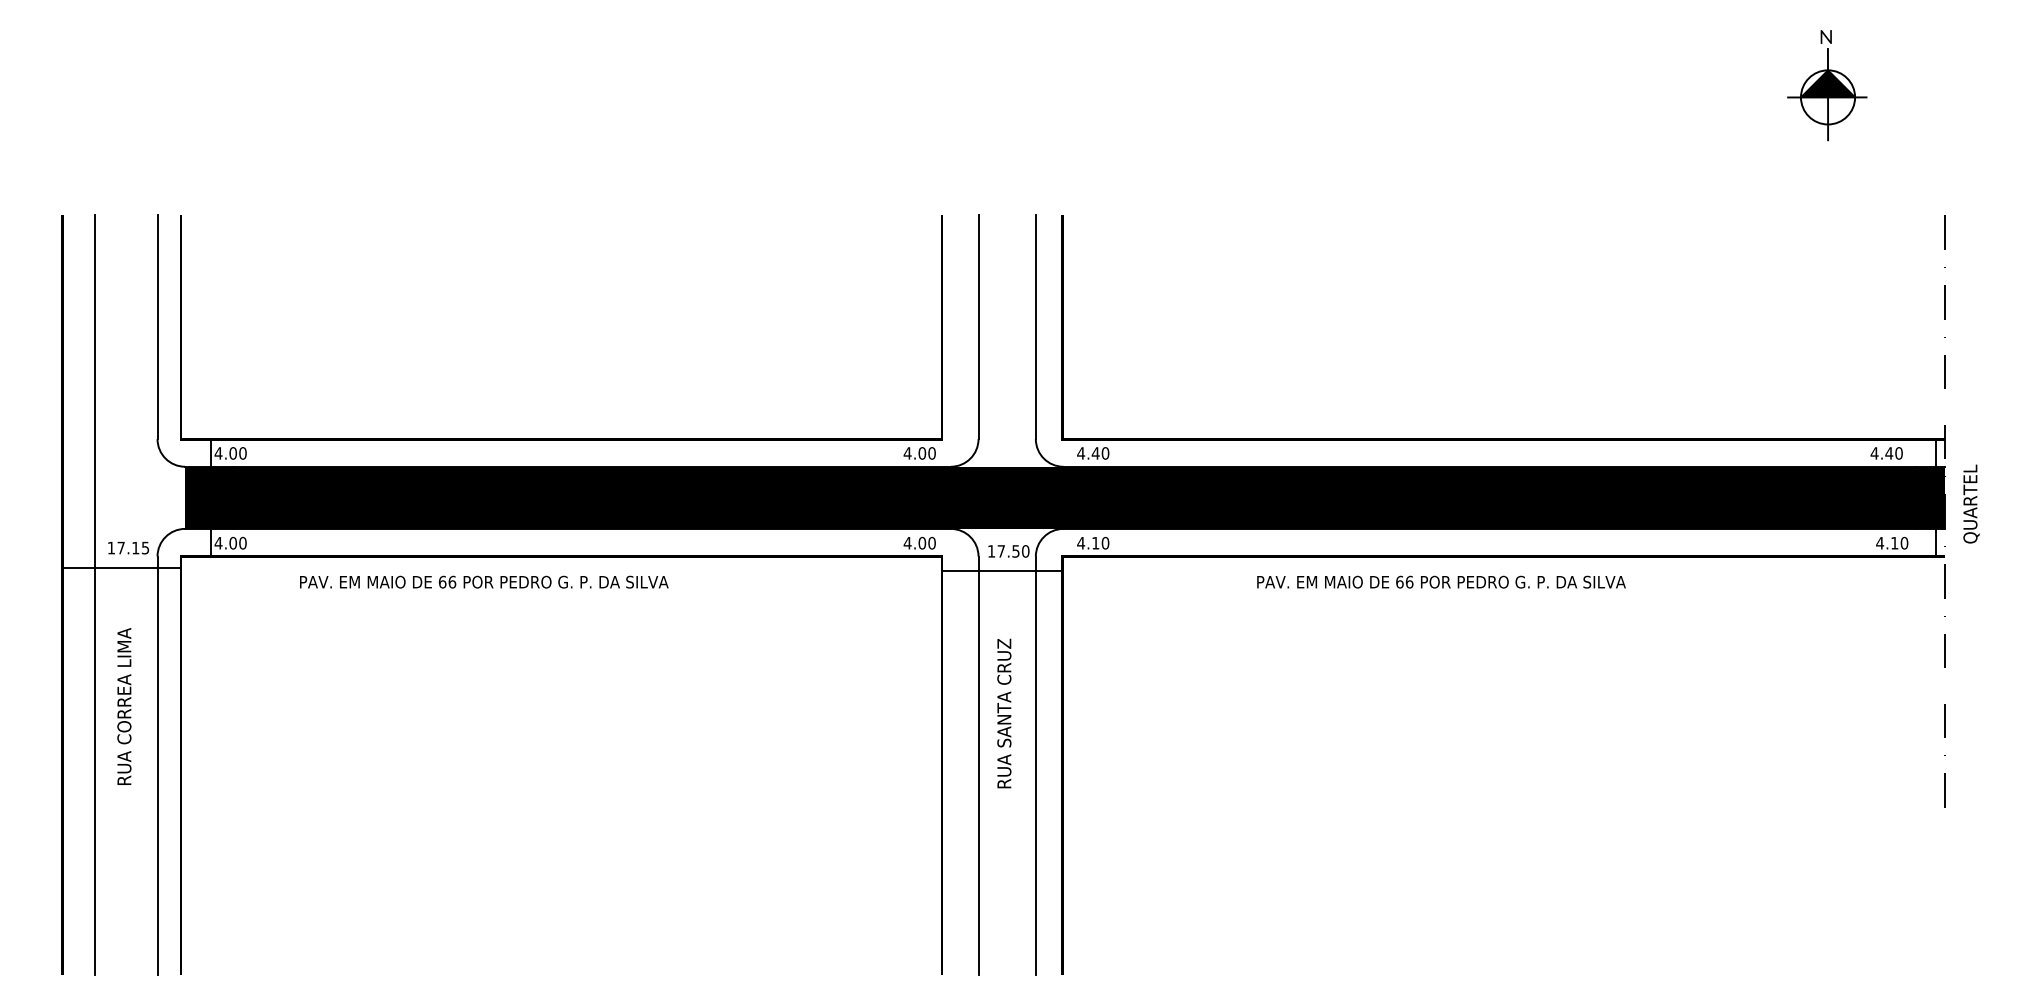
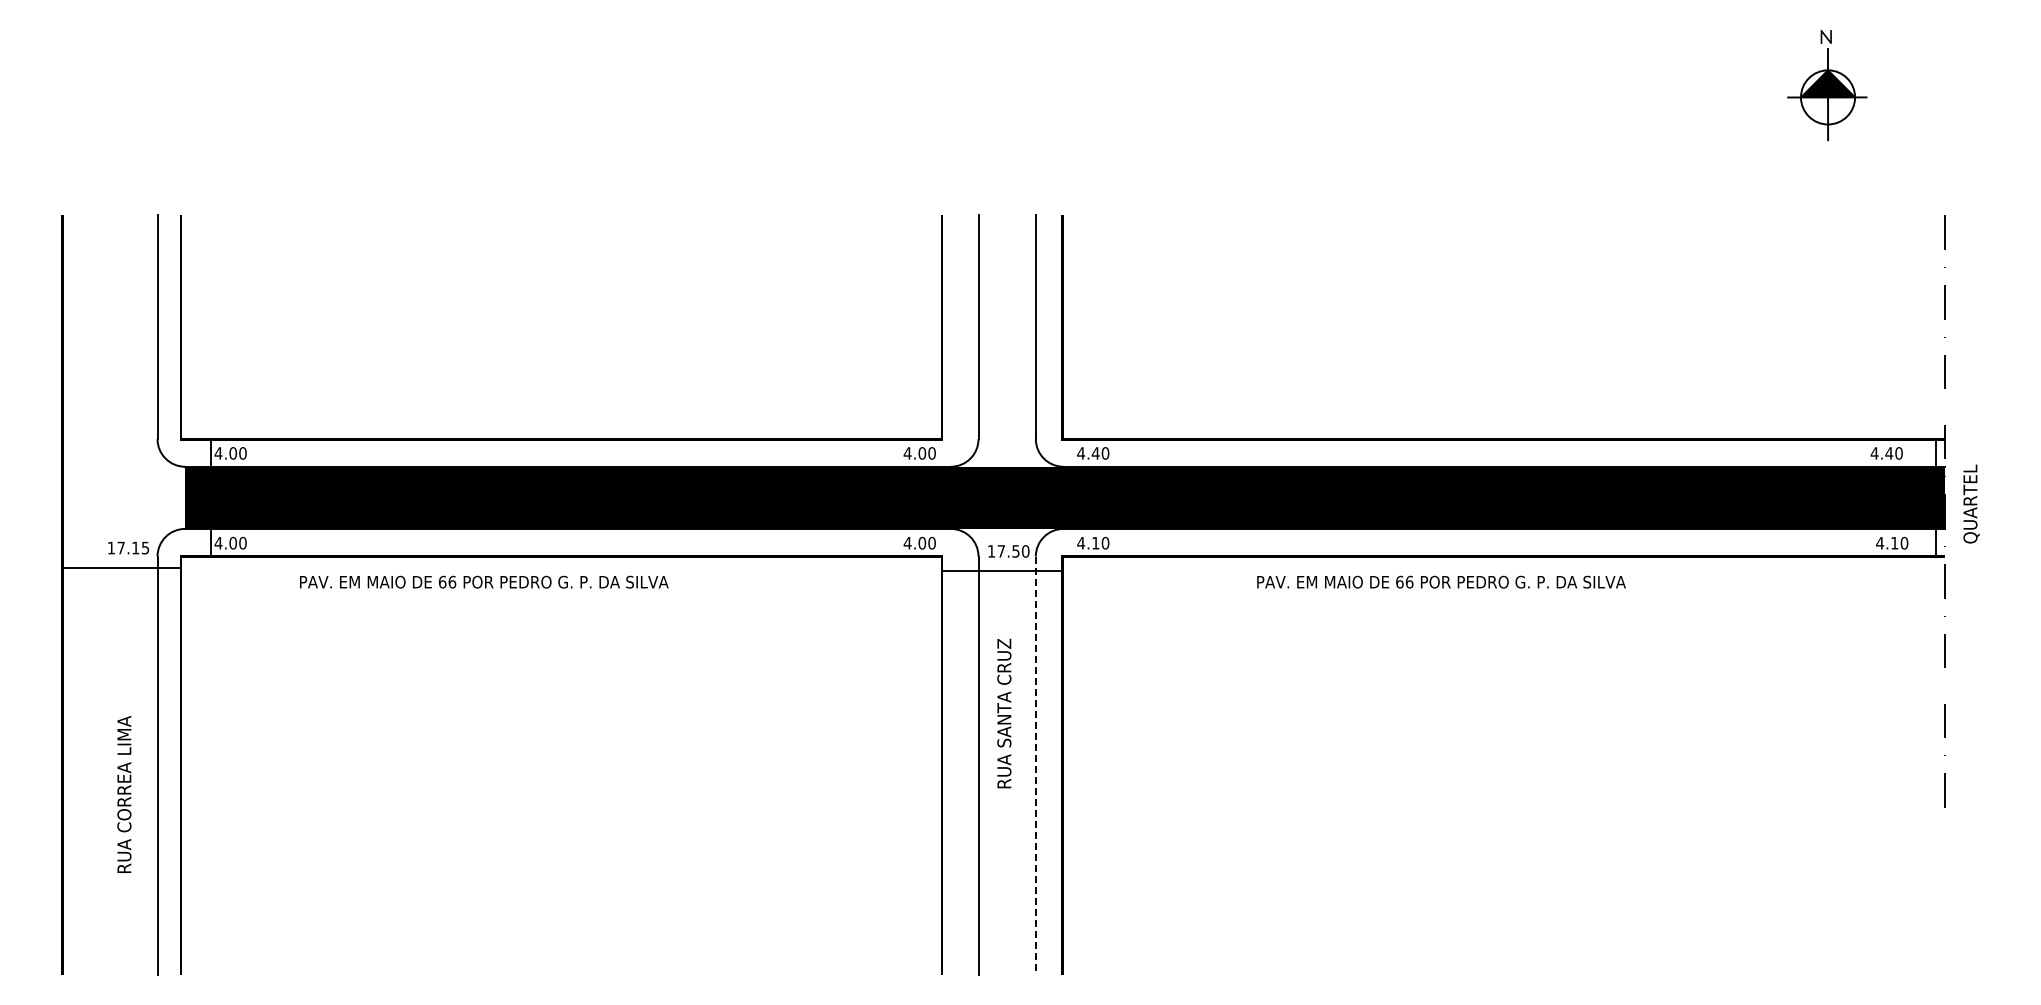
line: present -> none (95, 594)
text position: (124, 706) -> (124, 794) (124, 794)
line: solid -> dashed (1035, 766)
